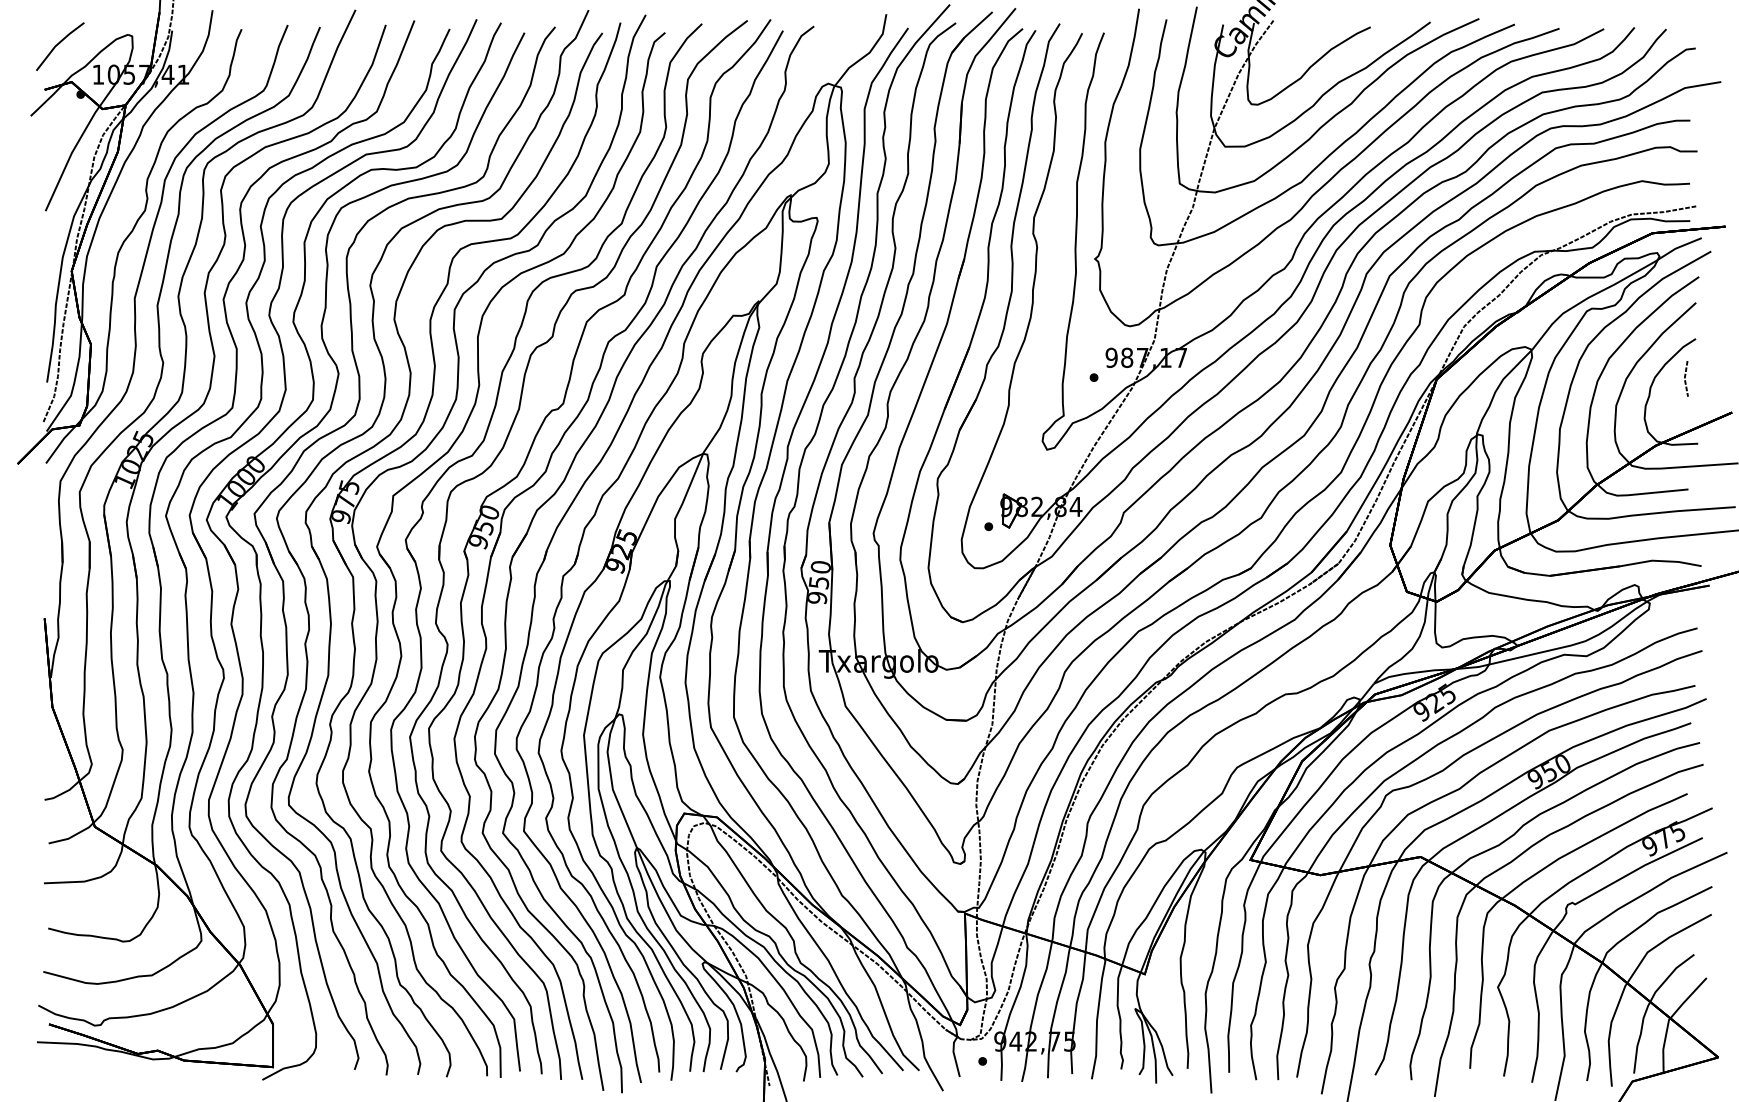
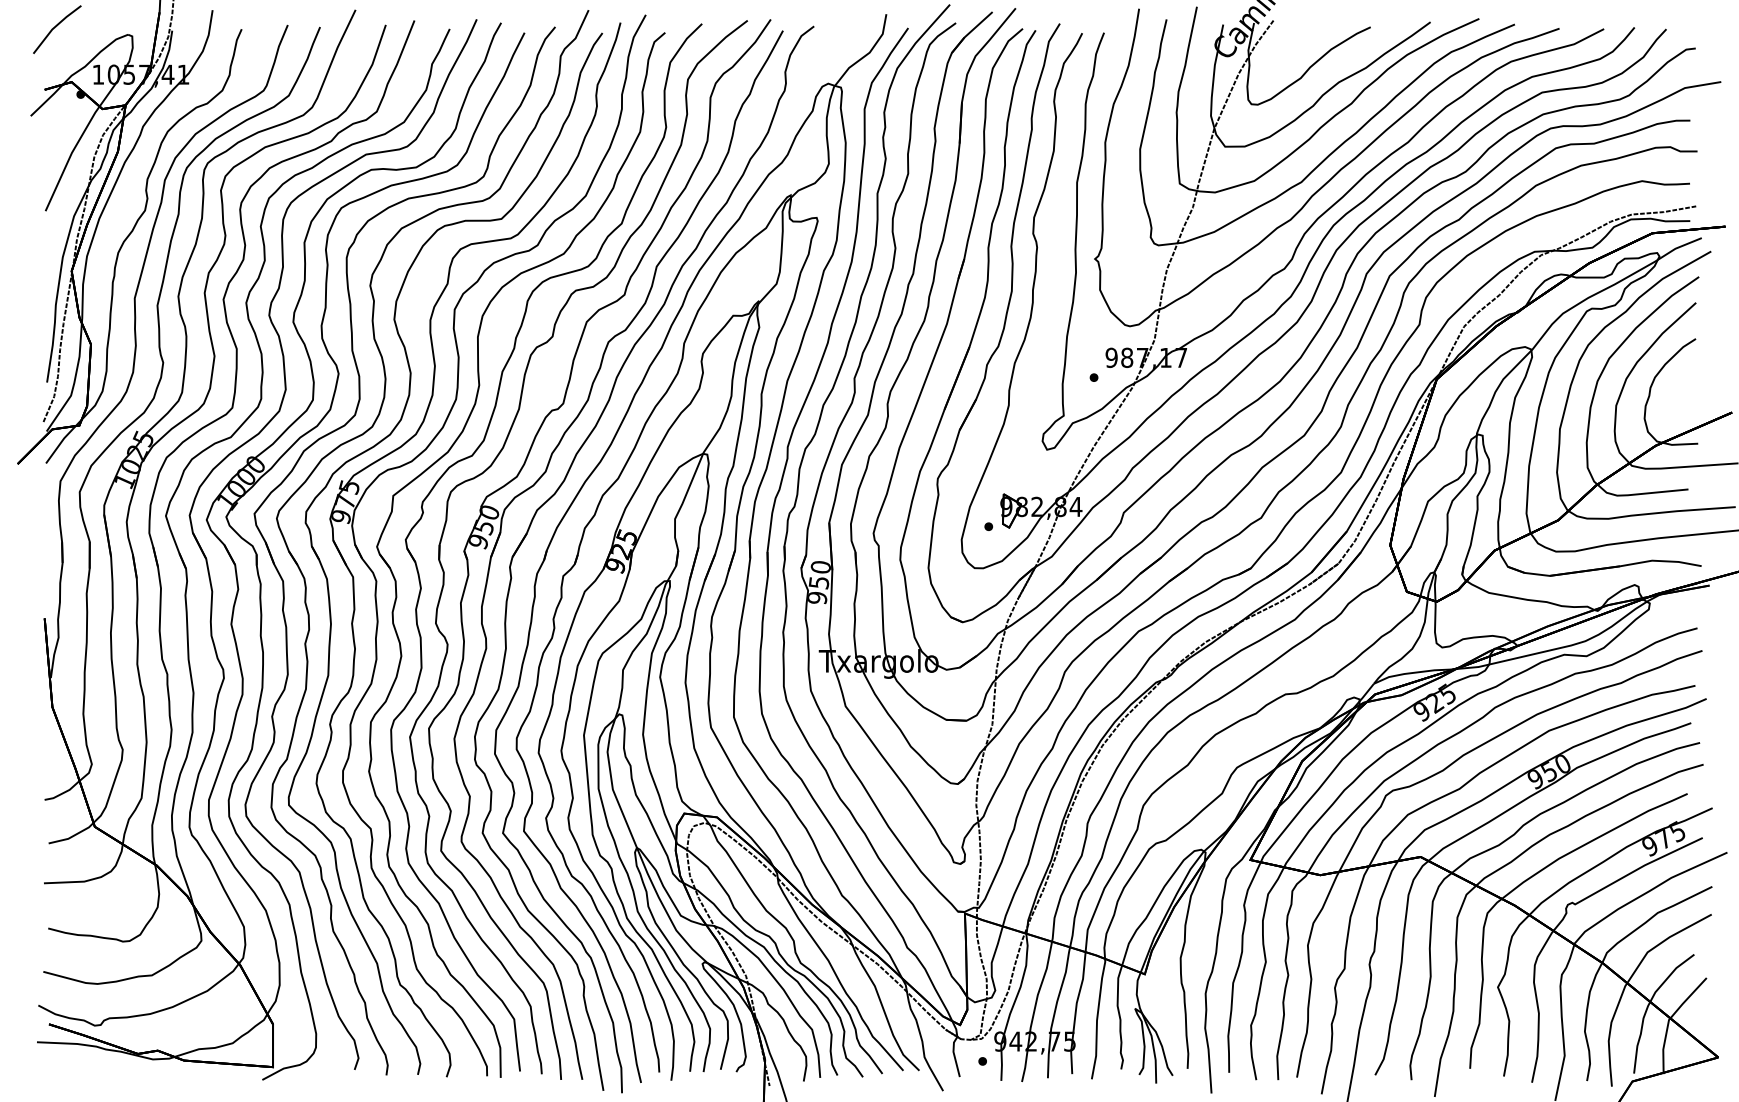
line position: (59, 44) -> (56, 27) (56, 27)
line: present -> none (1685, 378)
